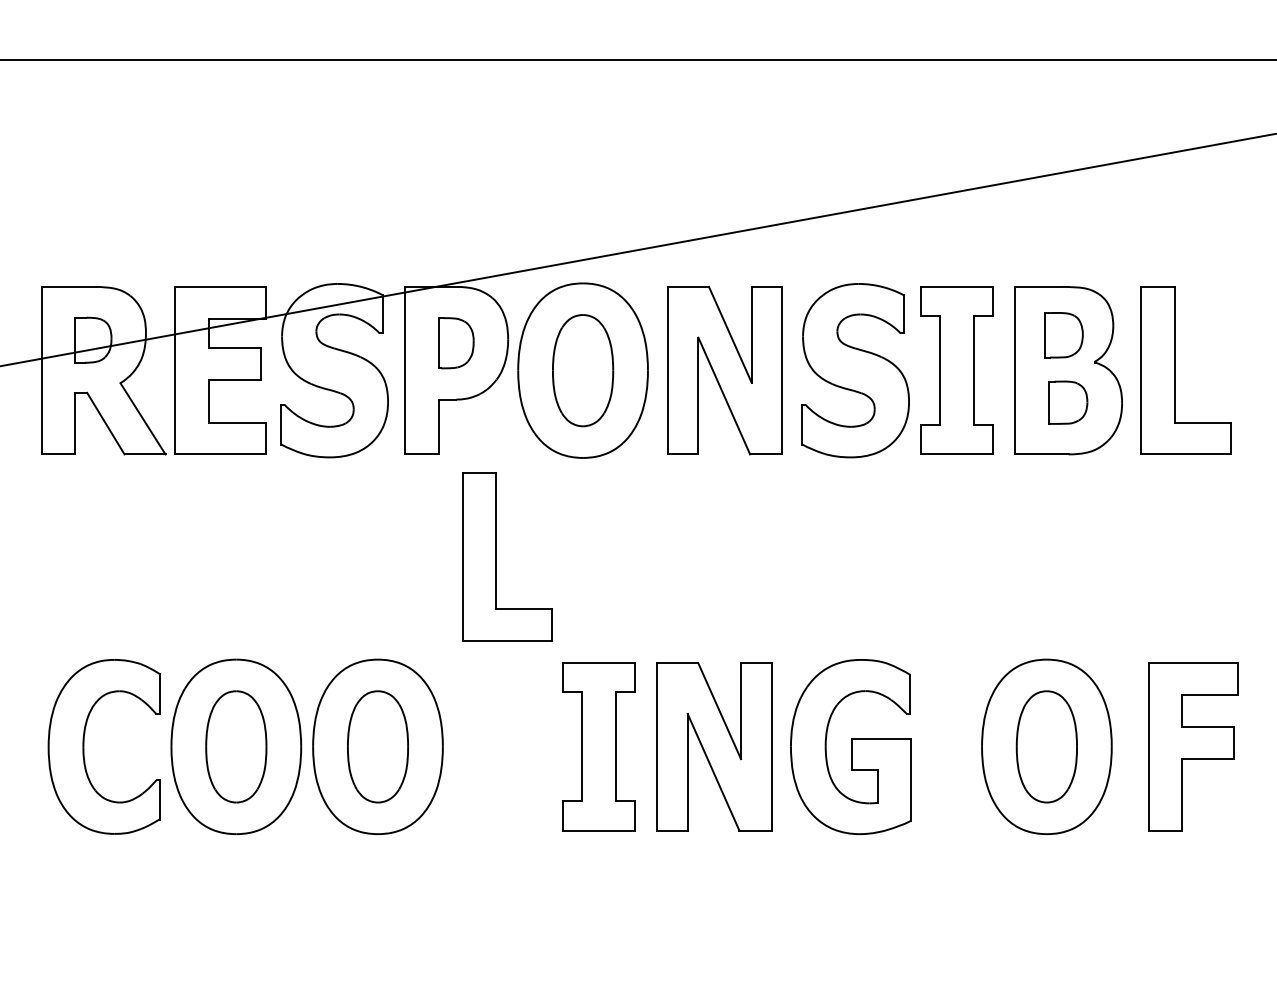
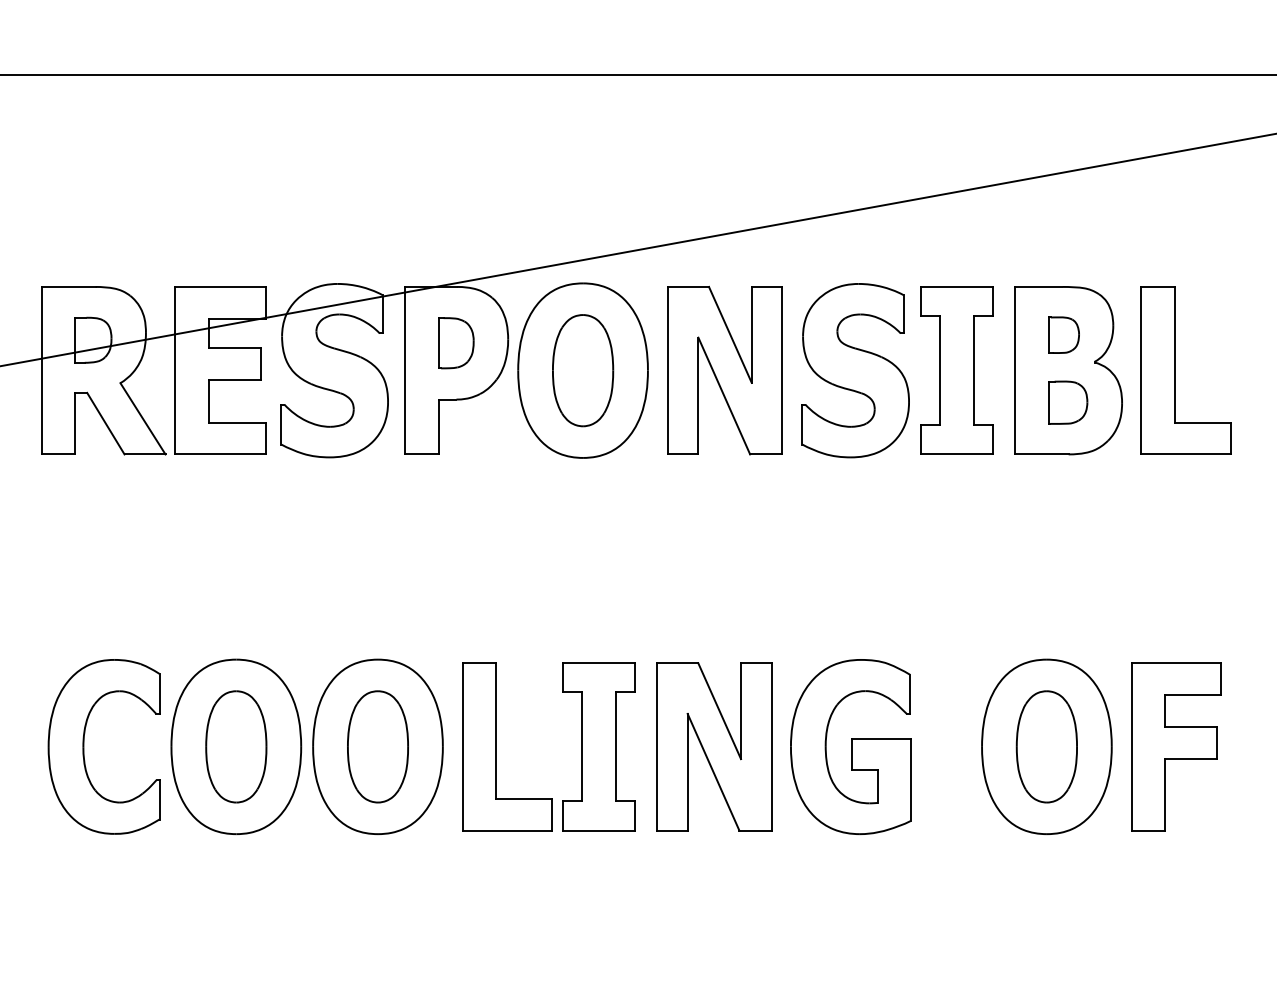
line position: (637, 60) -> (637, 75) (637, 75)
part size: 40x47 px -> 32x38 px (1063, 334)
part position: (496, 556) -> (496, 746) (496, 746)
part position: (1193, 746) -> (1176, 746) (1176, 746)
